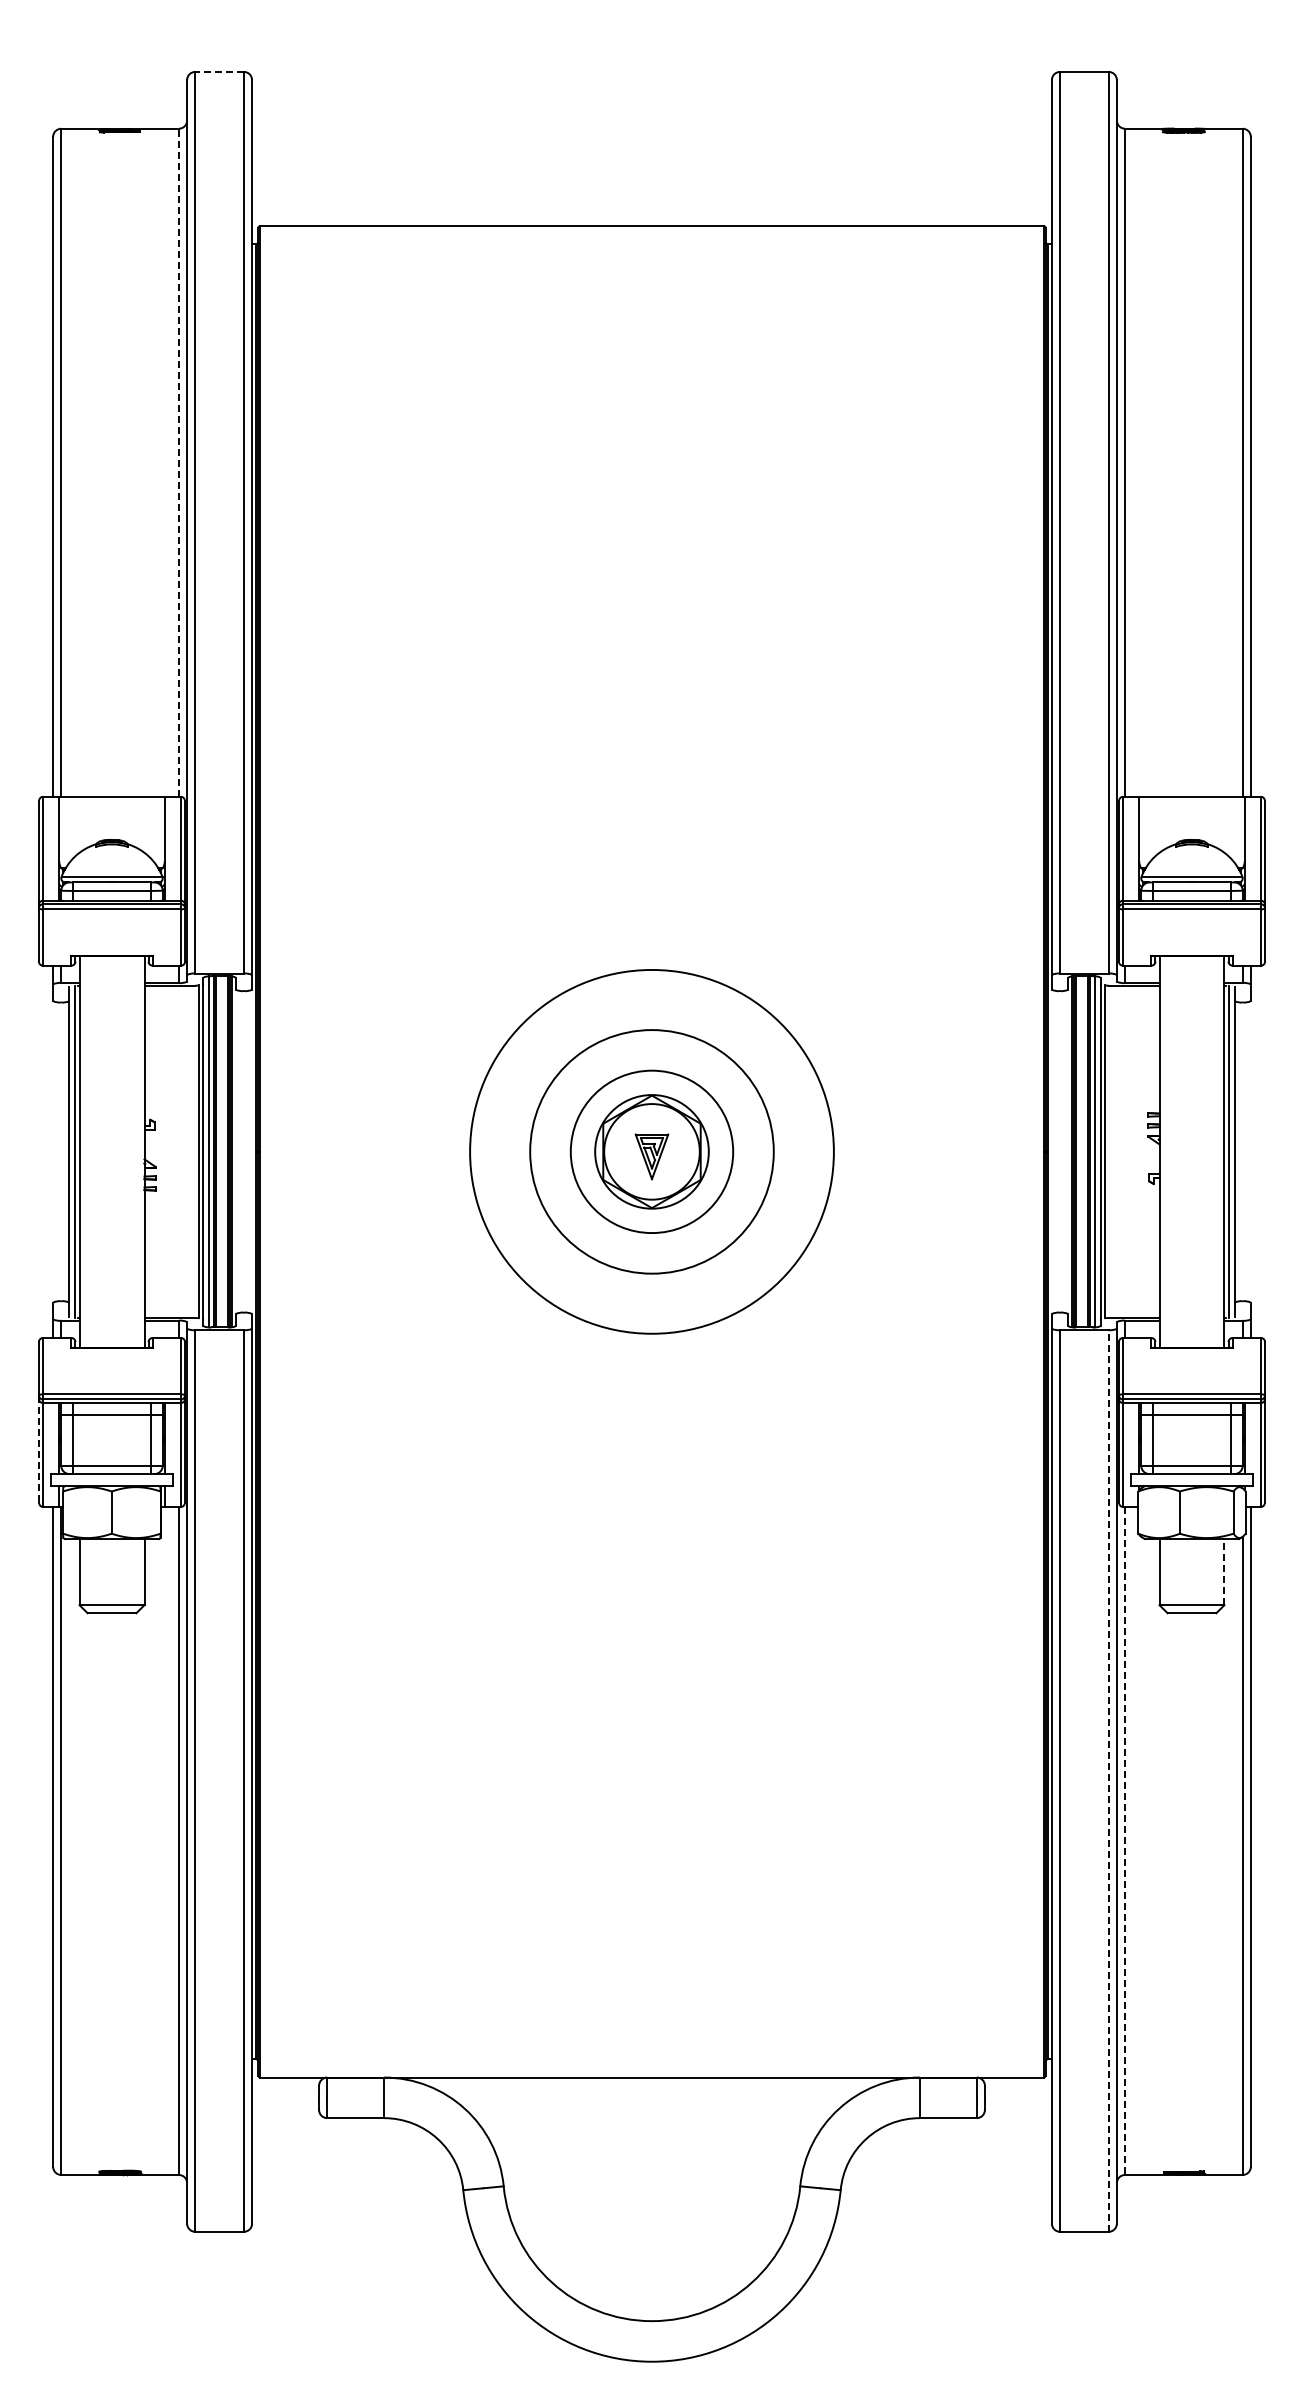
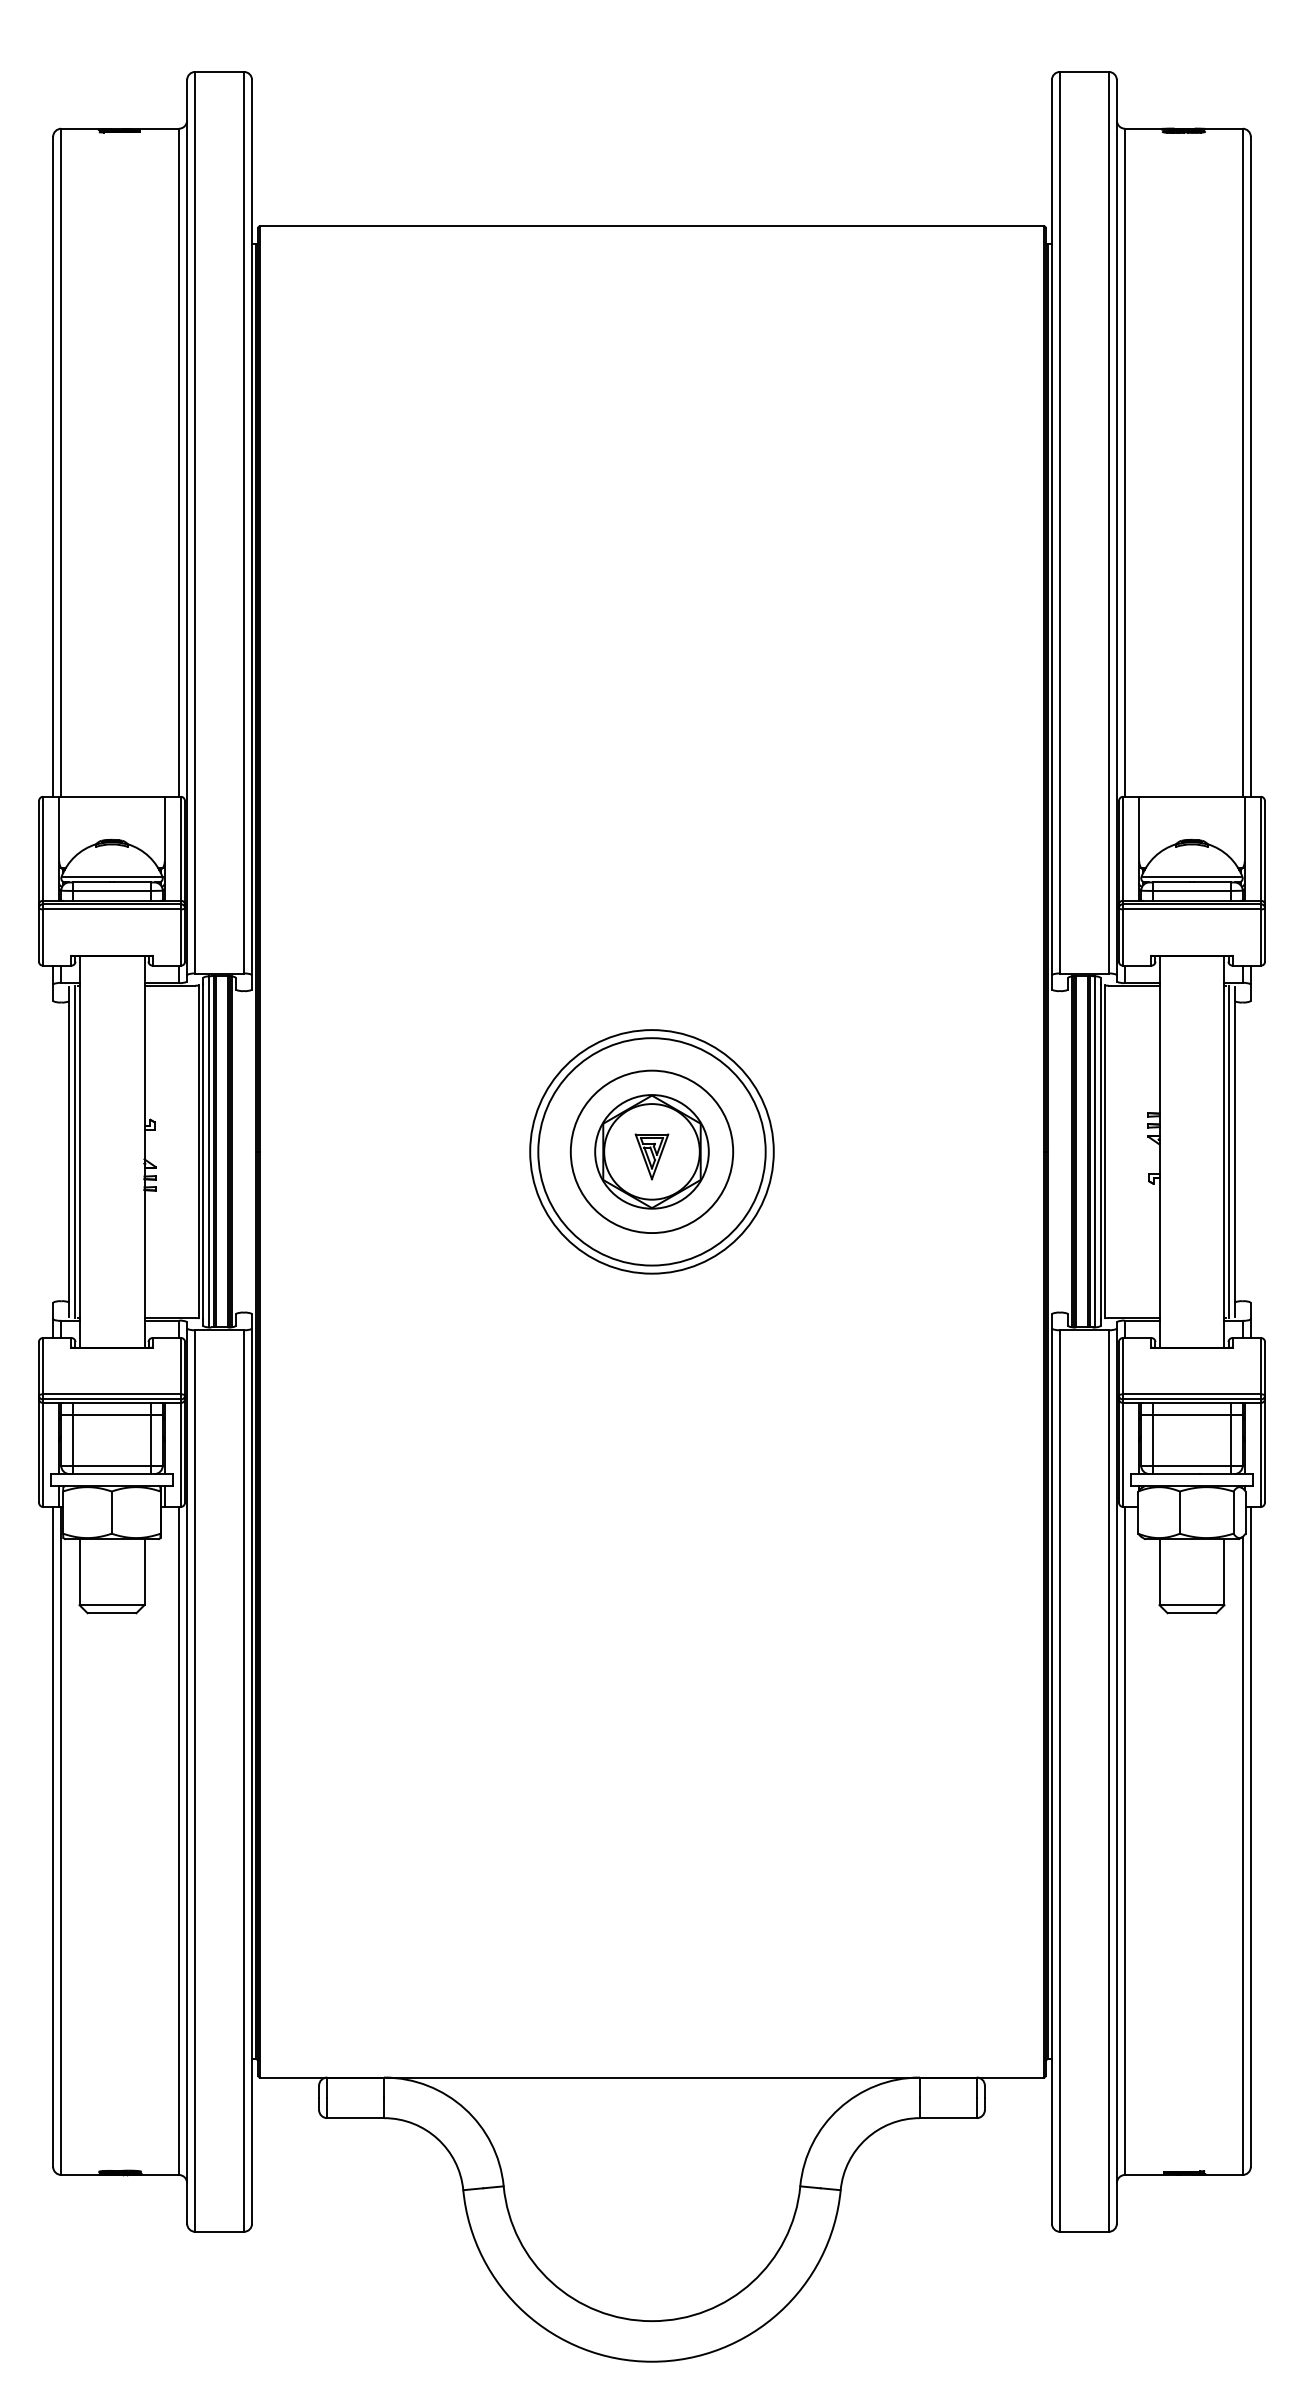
line: dashed -> solid (219, 71)
line: dashed -> solid (179, 462)
circle diameter: 364 px -> 227 px (651, 1151)
line: dashed -> solid (38, 1450)
line: dashed -> solid (1224, 1571)
line: dashed -> solid (1108, 1780)
line: dashed -> solid (1125, 1841)
